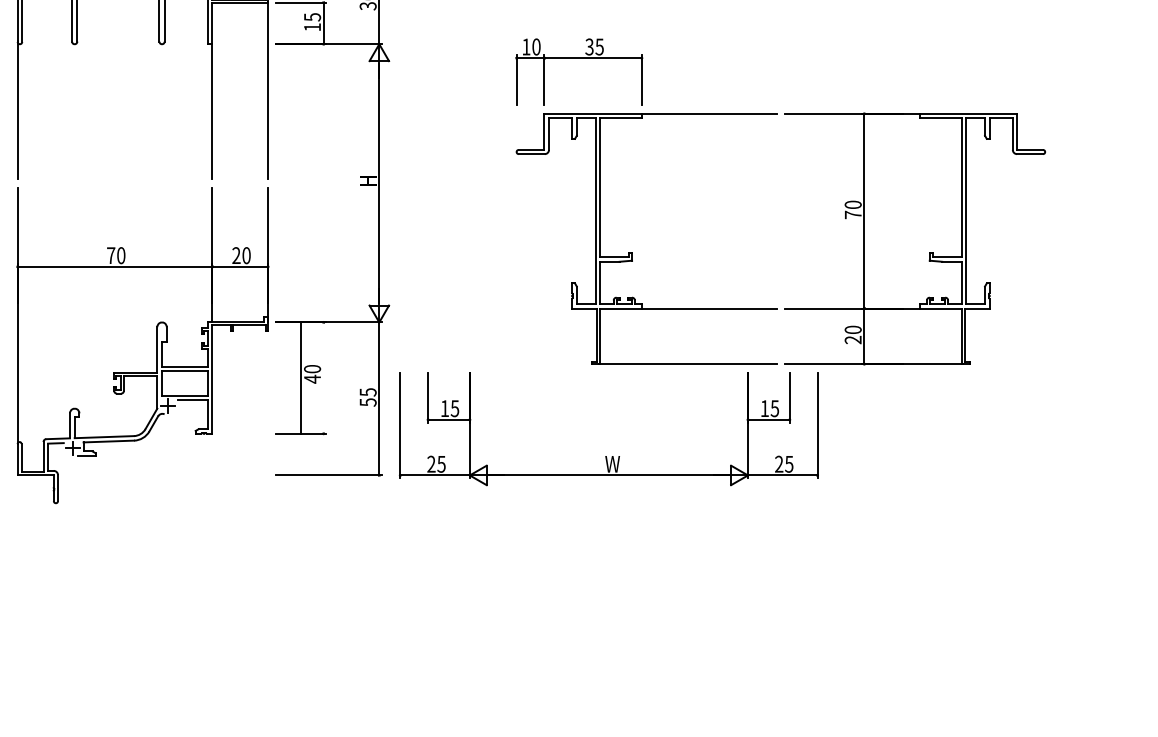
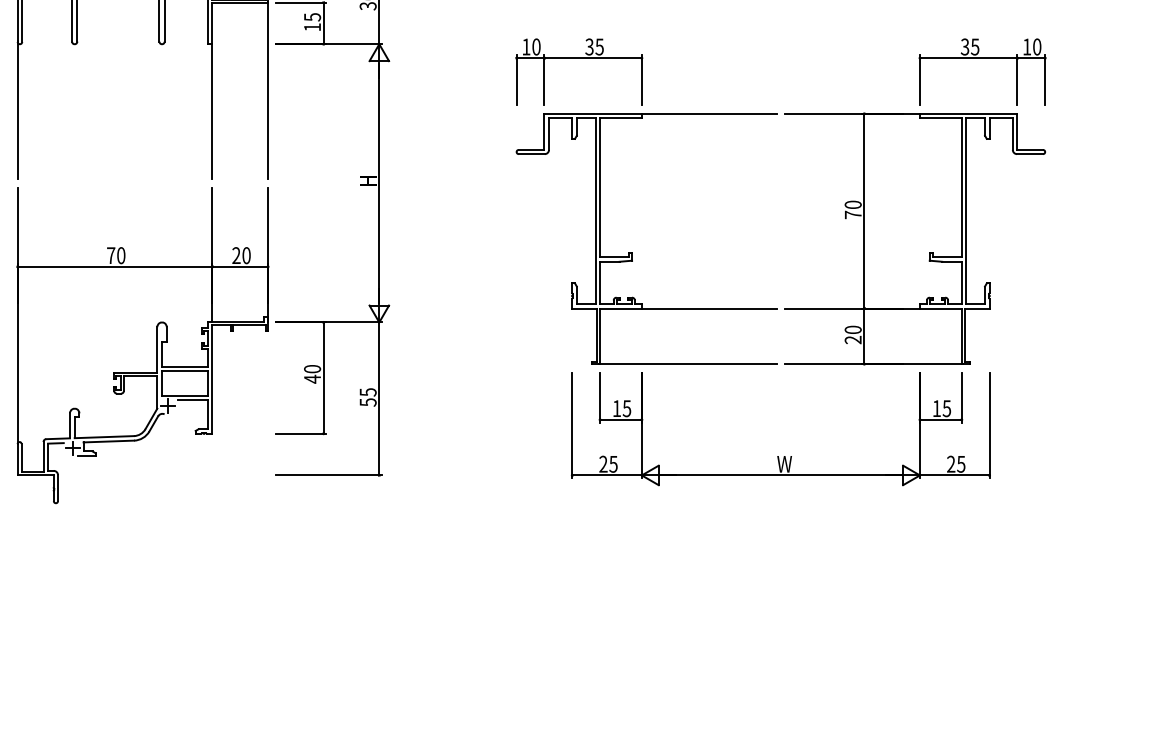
part: none -> present (982, 58)
line position: (300, 377) -> (323, 377) (323, 377)
part position: (606, 456) -> (778, 456) (778, 456)
